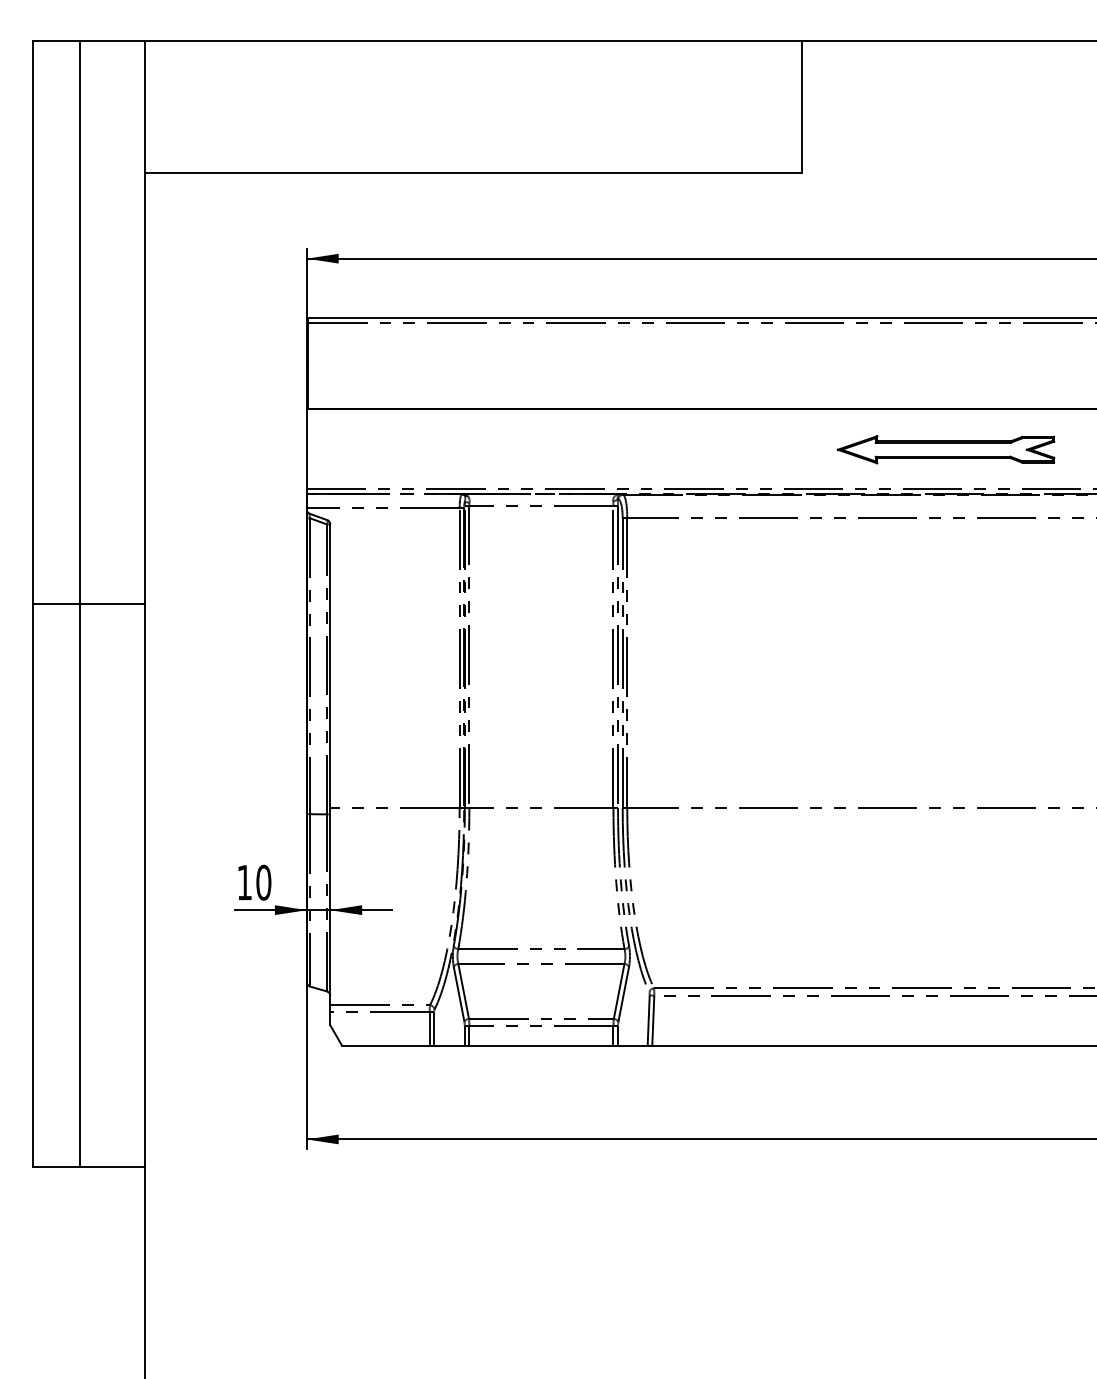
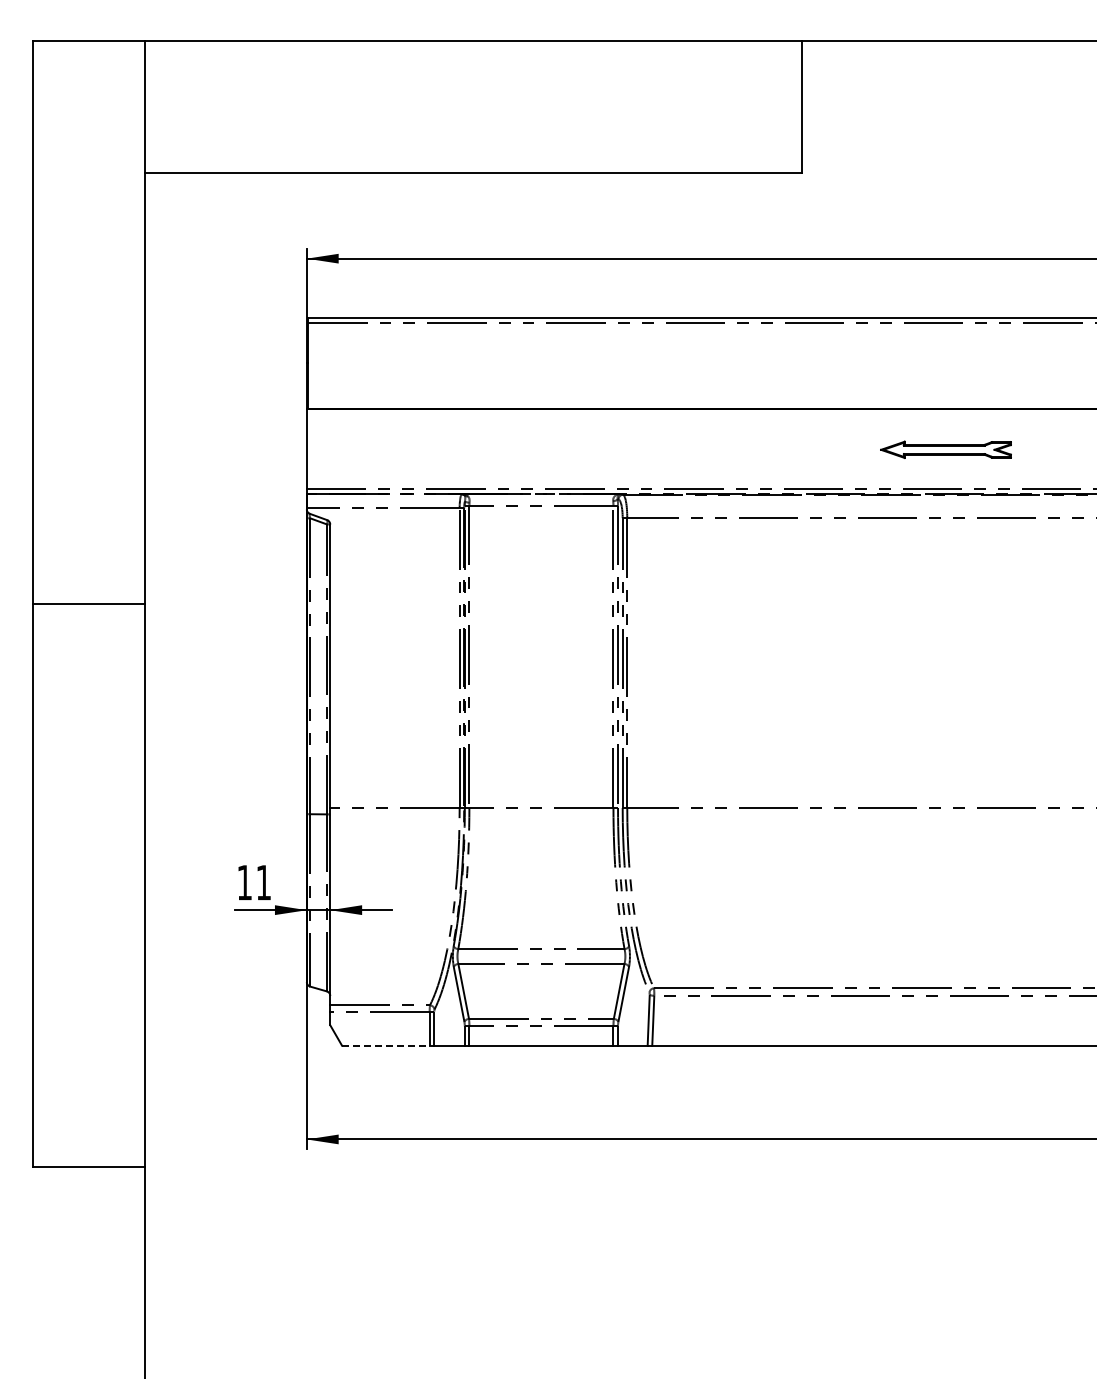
part size: 220x30 px -> 132x19 px (945, 449)
line: present -> none (79, 604)
text: 10 -> 11 (263, 882)
line: solid -> dashed (385, 1045)
